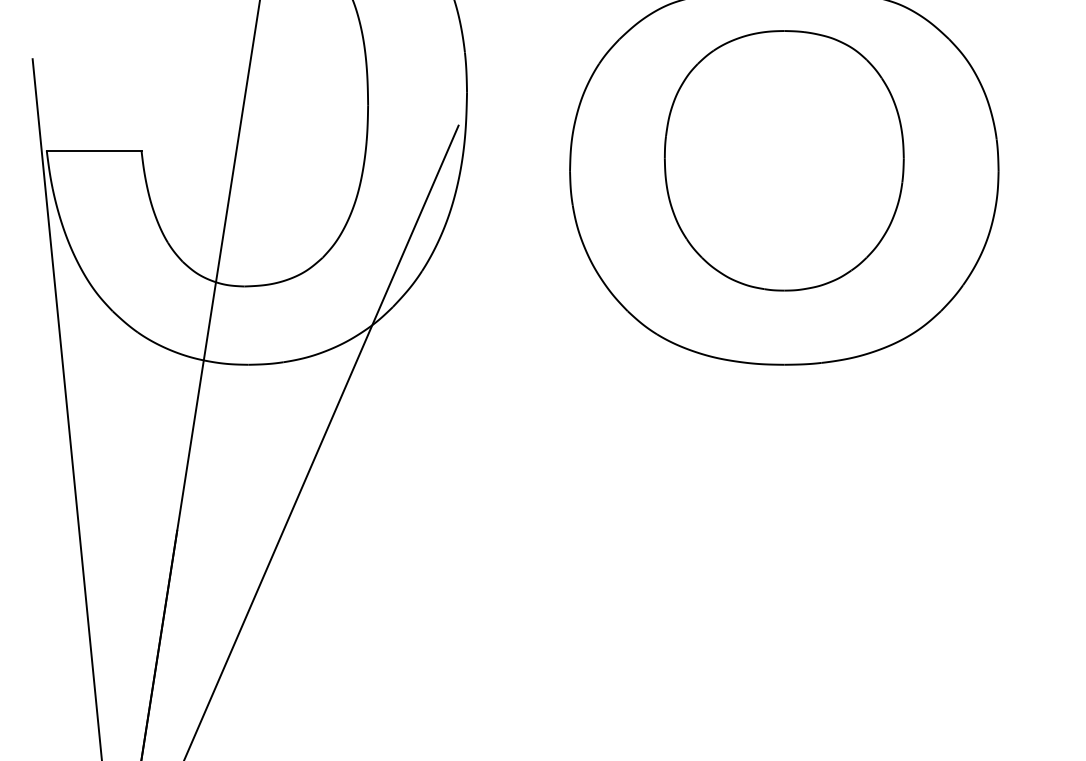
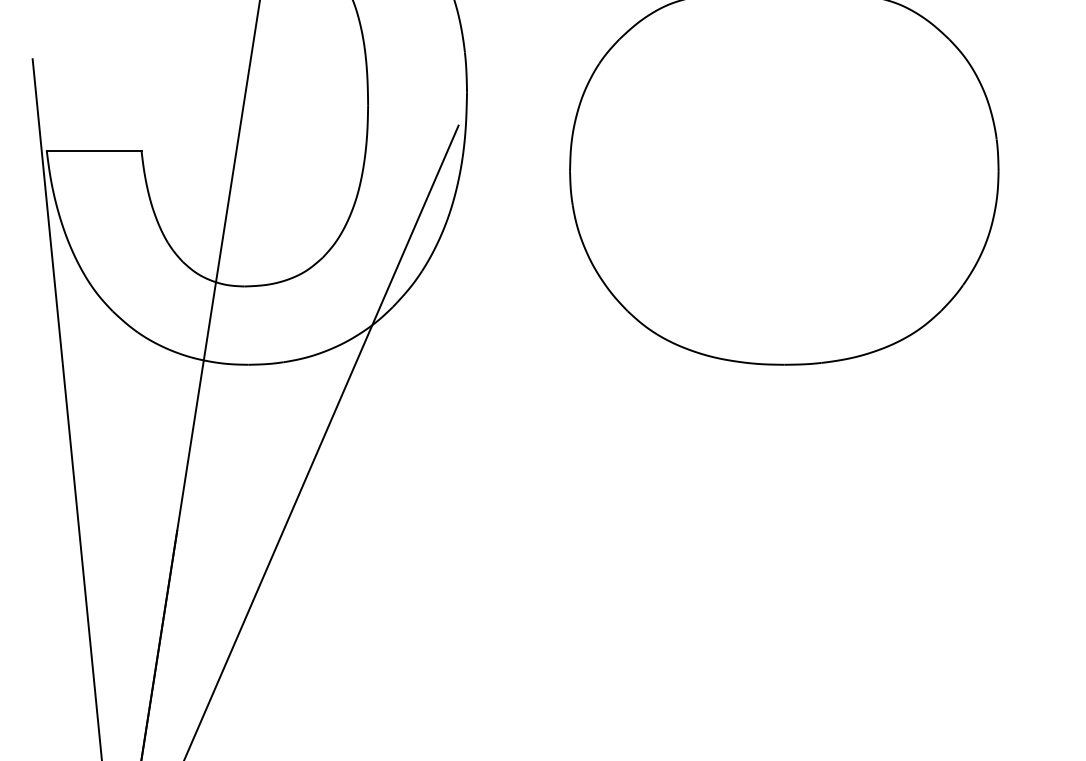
part: present -> none (784, 160)
